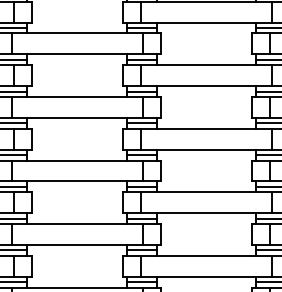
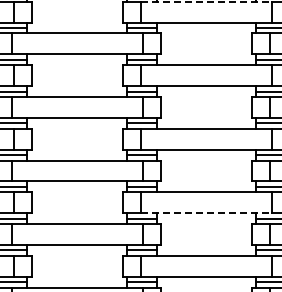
line: solid -> dashed (207, 1)
line: solid -> dashed (207, 213)
